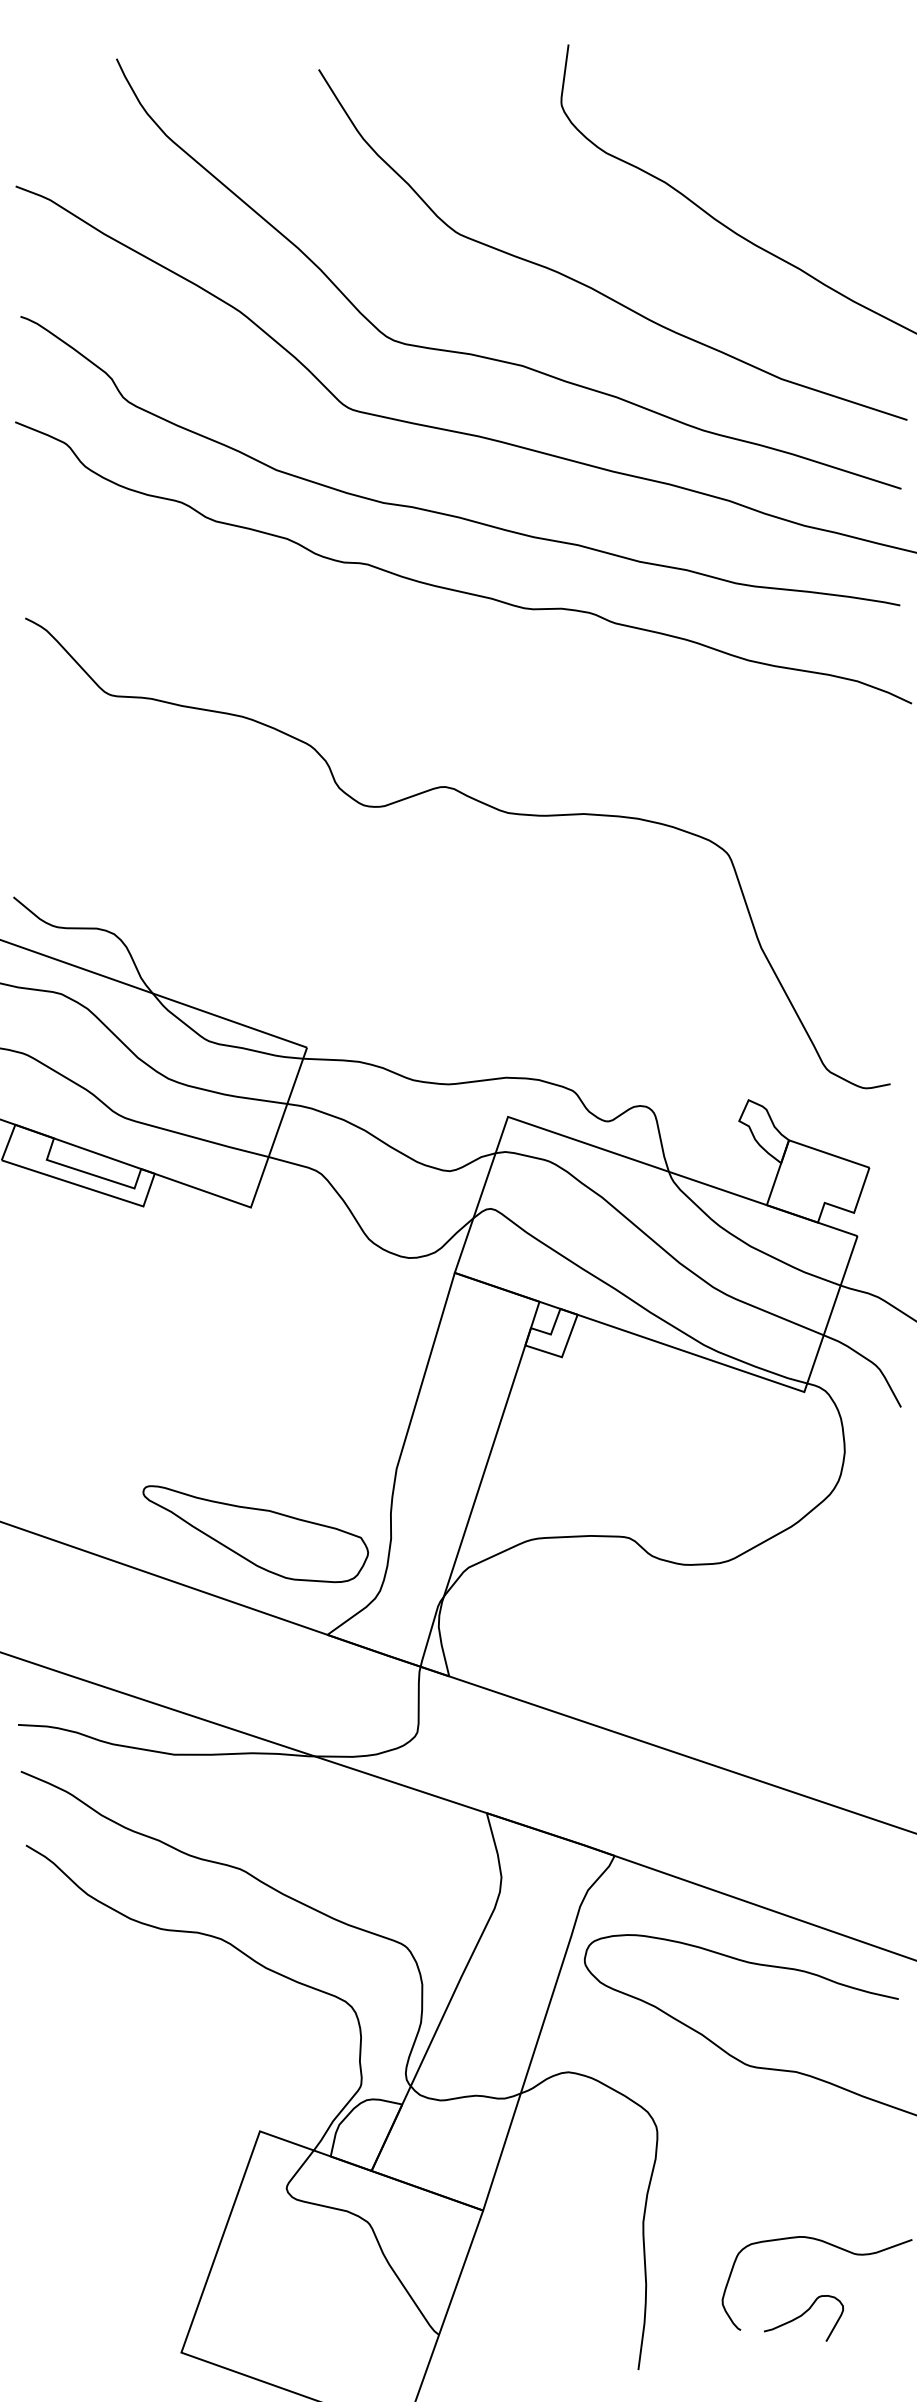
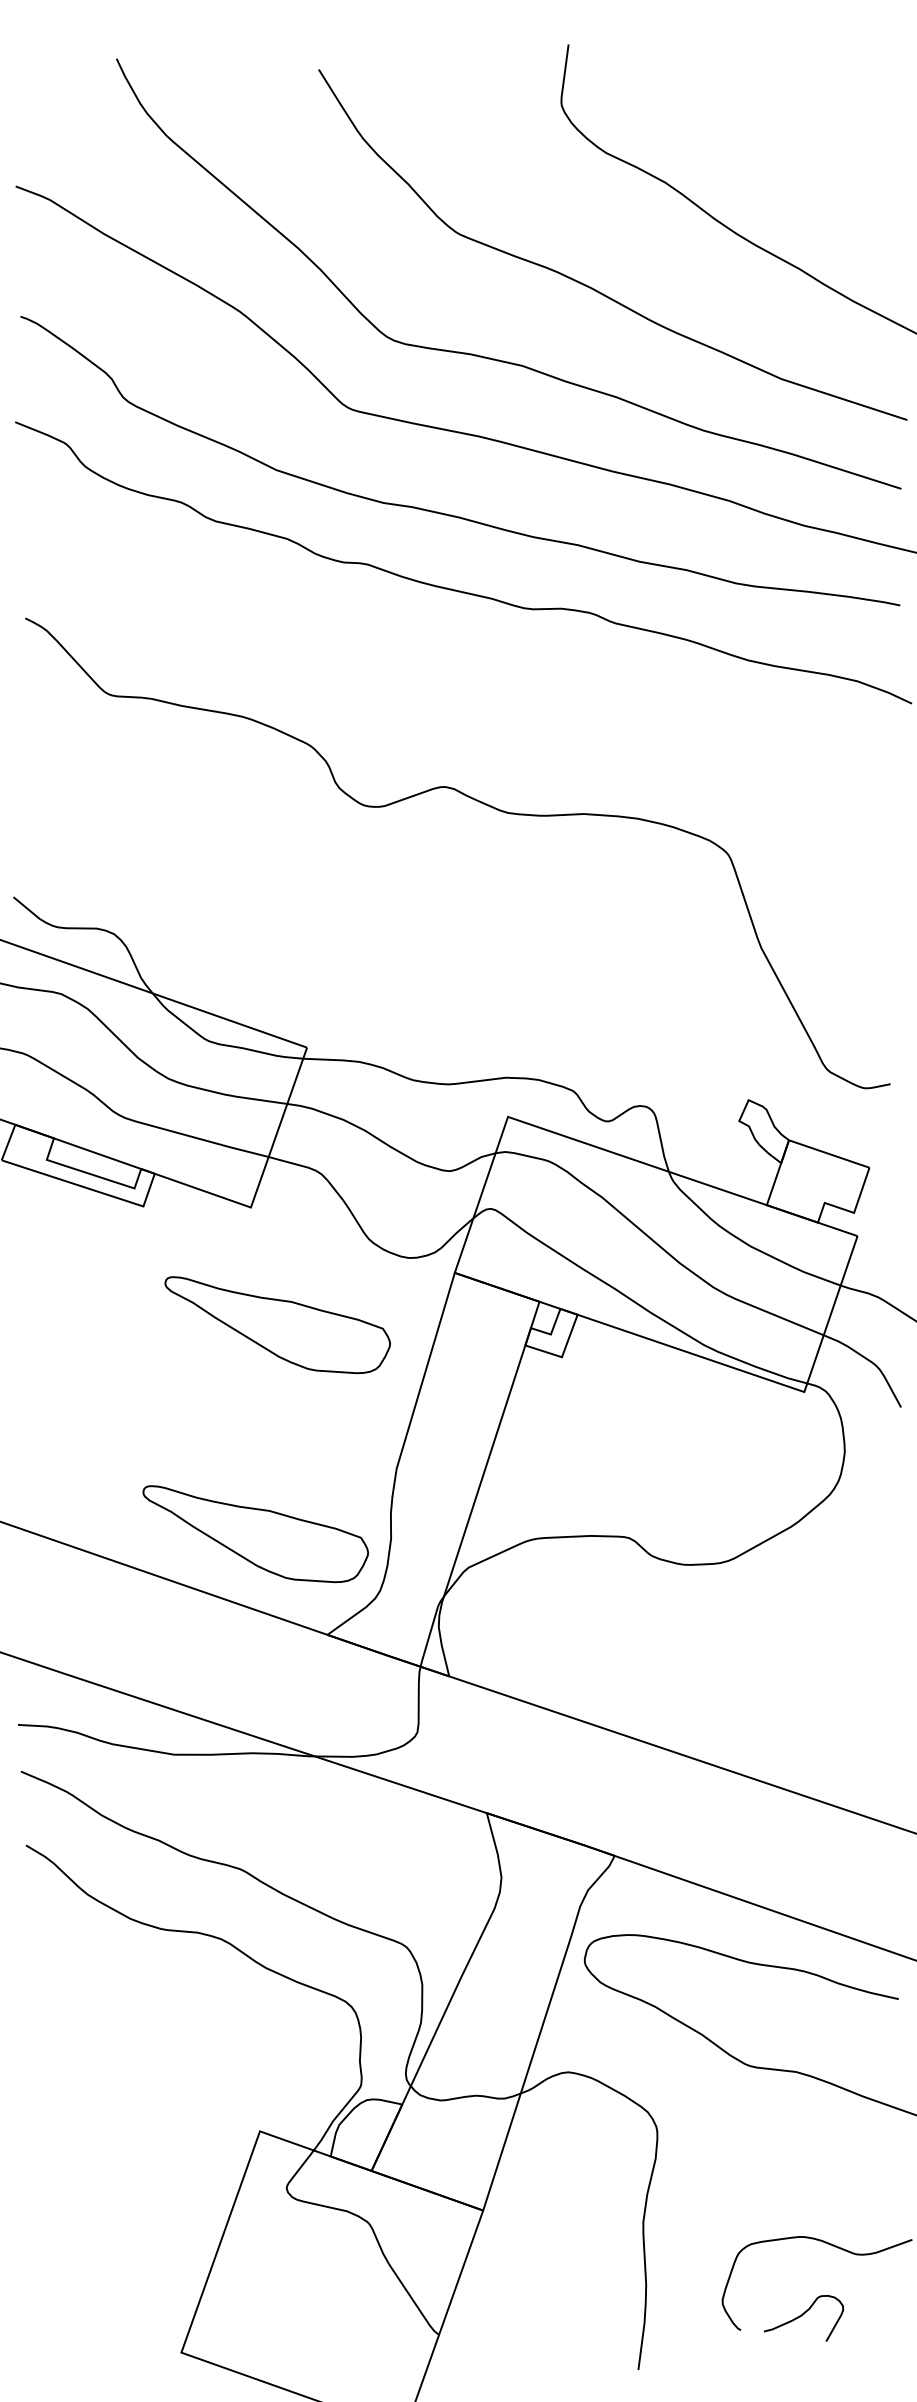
part: none -> present (277, 1325)
